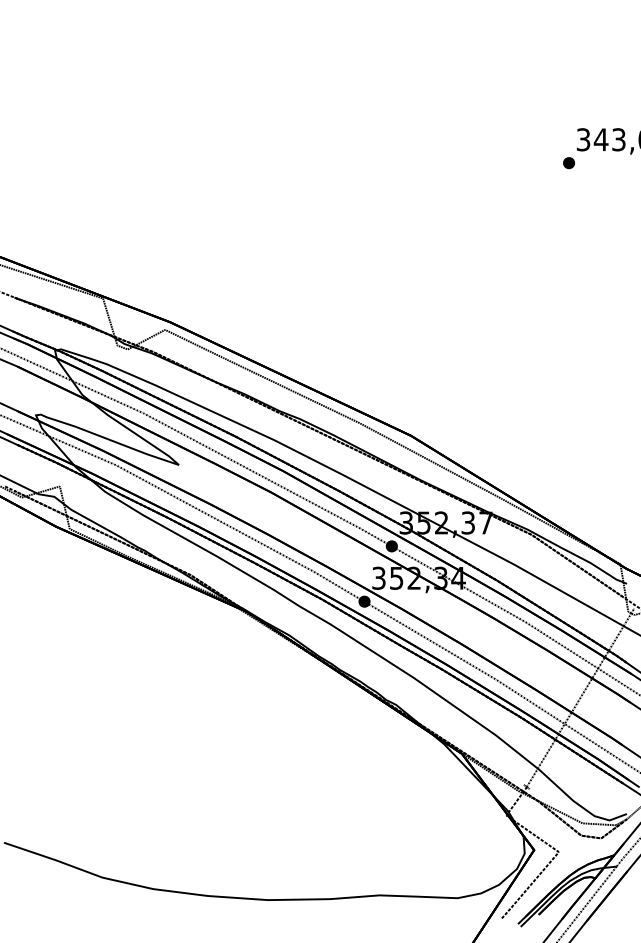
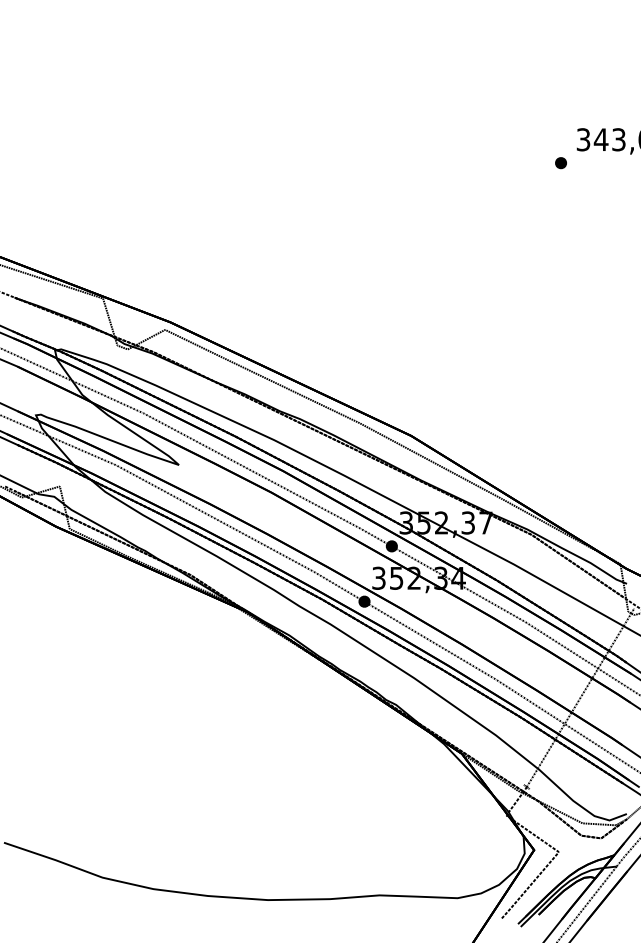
part position: (568, 163) -> (560, 163) (560, 163)
